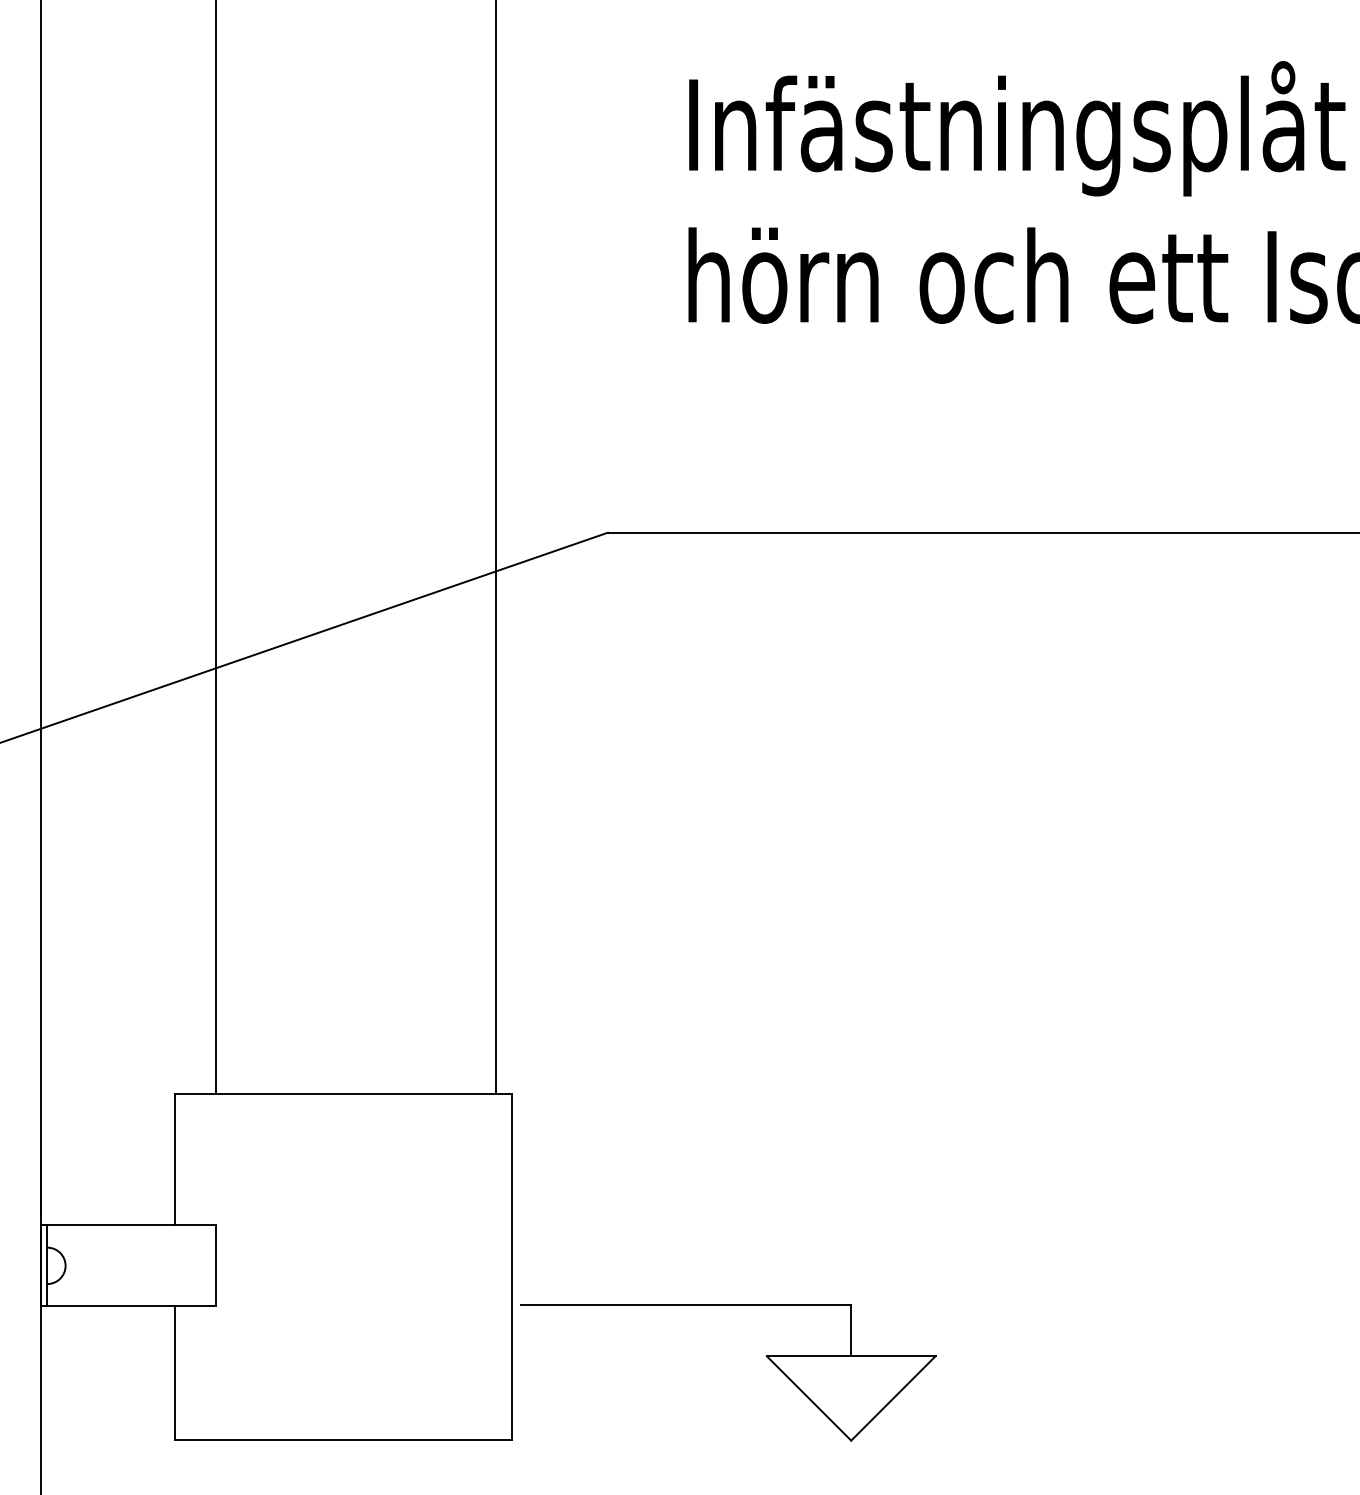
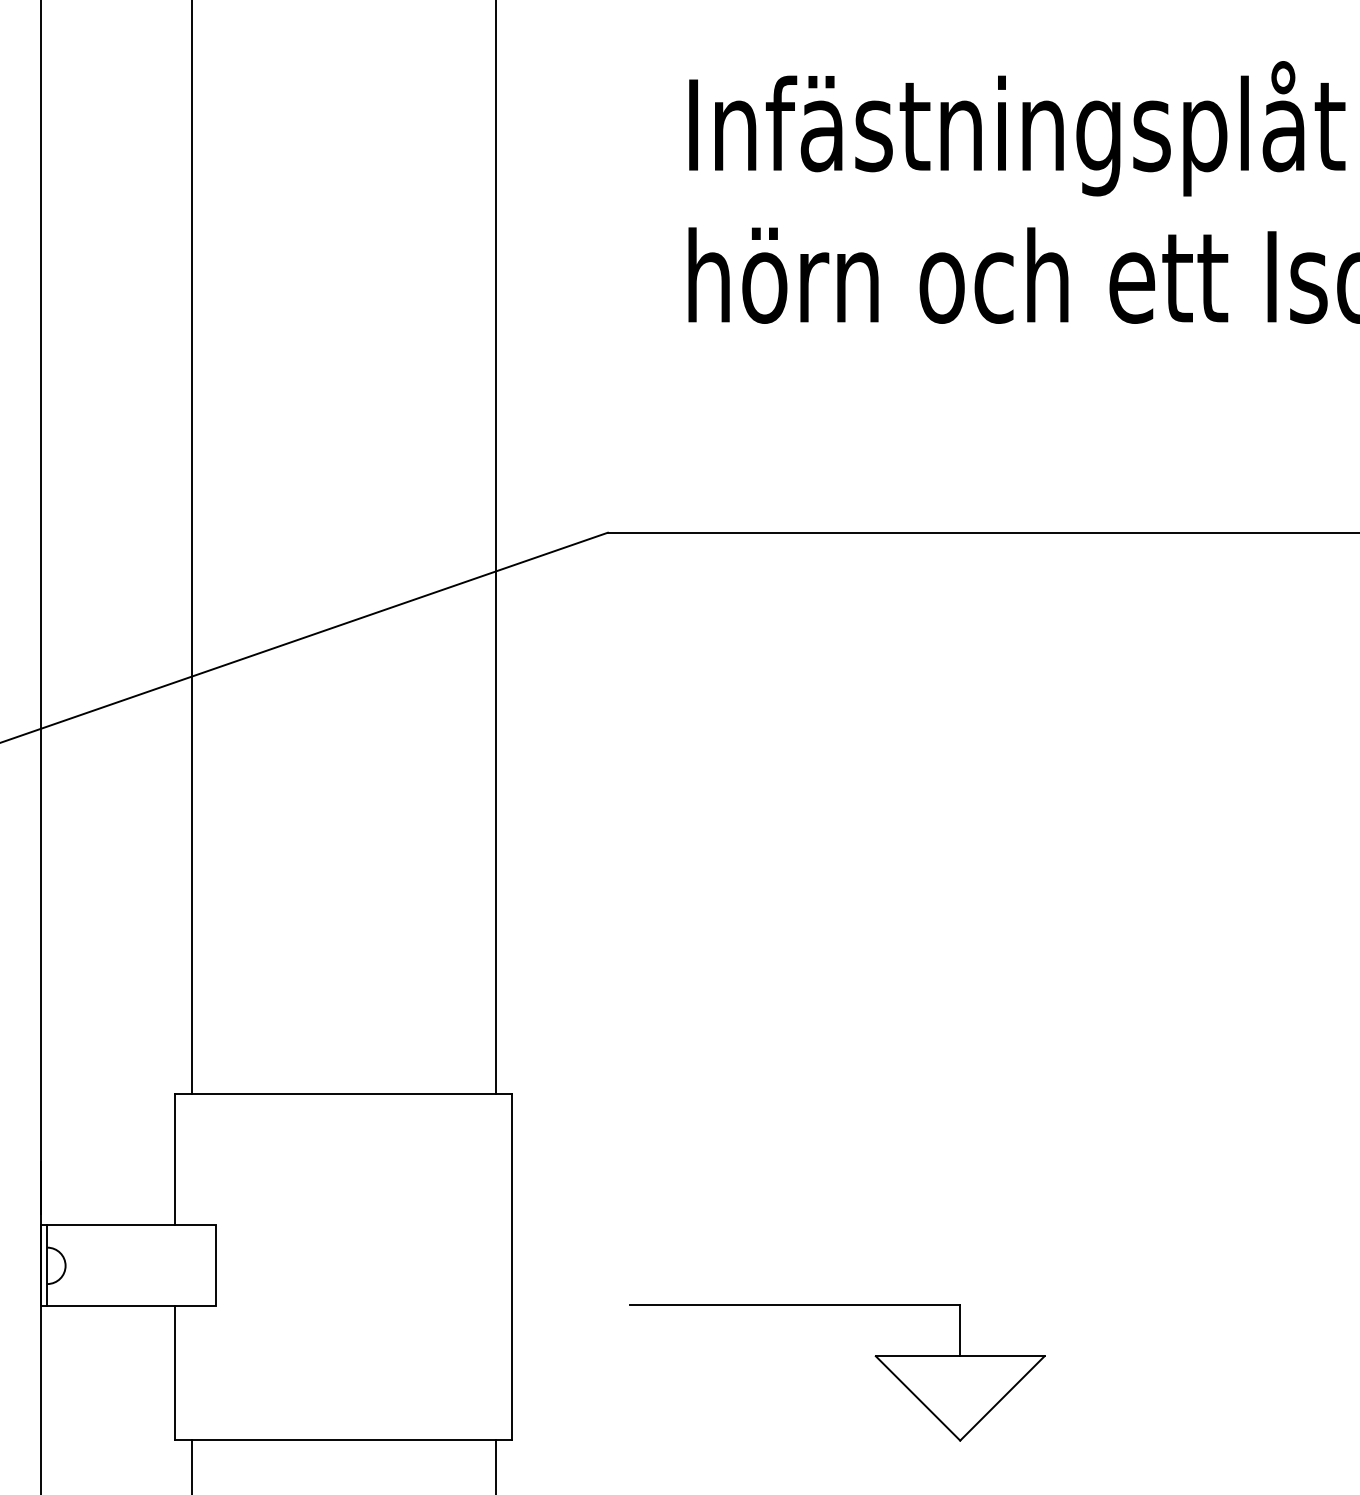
line position: (216, 547) -> (192, 547) (192, 547)
part position: (765, 1356) -> (874, 1356) (874, 1356)
line: none -> present (192, 1465)
line: none -> present (495, 1465)
